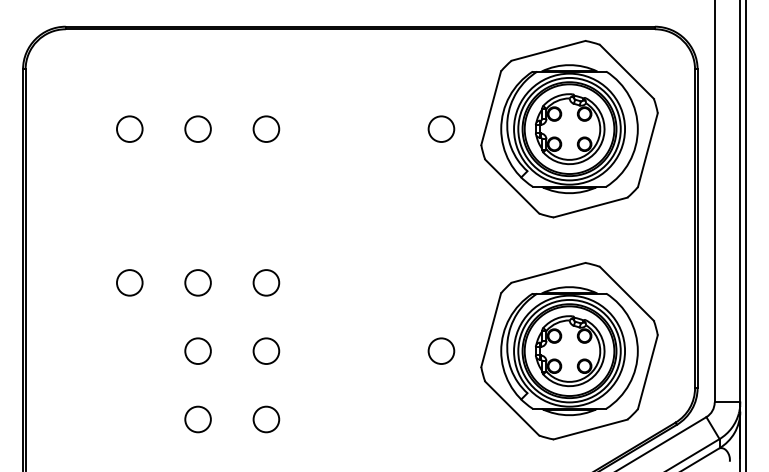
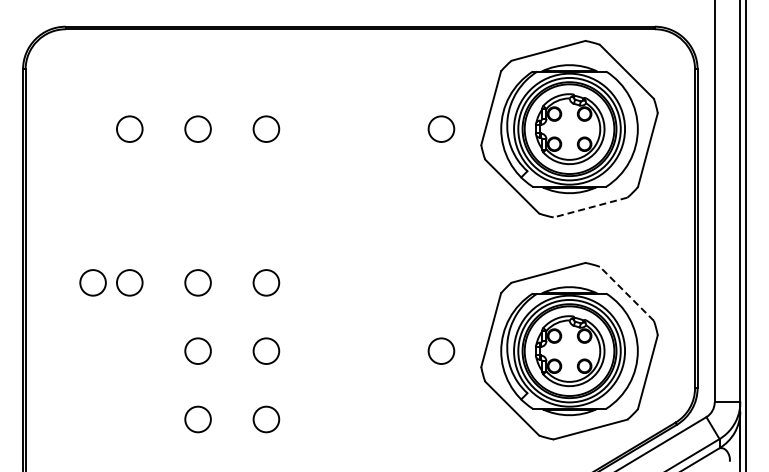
line: solid -> dashed (590, 207)
circle: none -> present (92, 282)
line: solid -> dashed (626, 293)
